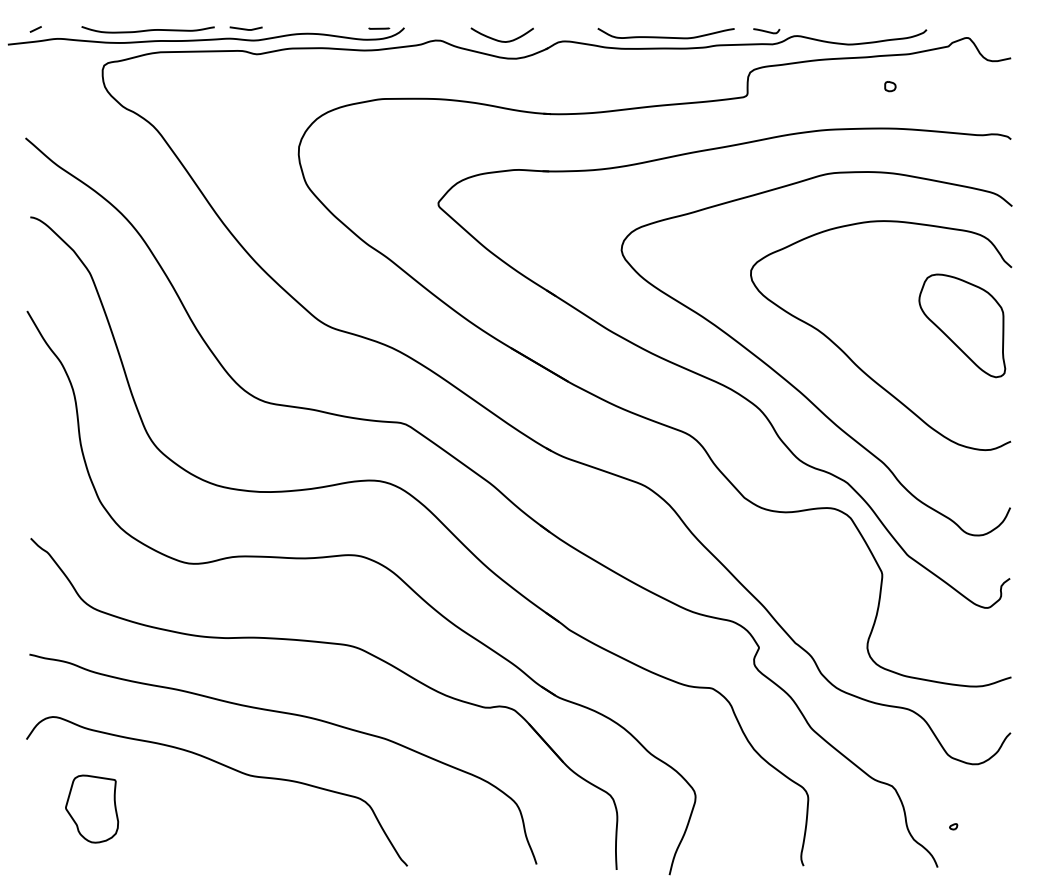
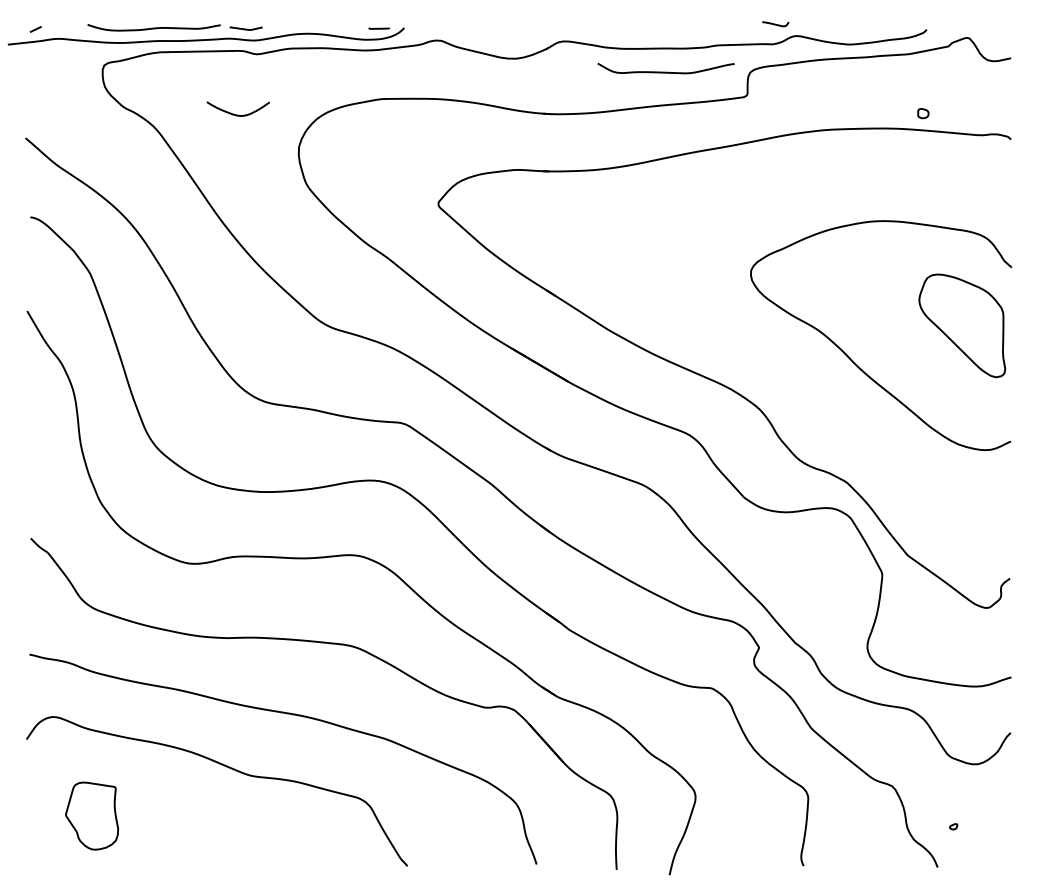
curve position: (147, 29) -> (153, 27) (153, 27)
curve position: (766, 31) -> (775, 24) (775, 24)
curve position: (665, 36) -> (665, 71) (665, 71)
curve position: (501, 40) -> (237, 114) (237, 114)
part position: (890, 86) -> (923, 113) (923, 113)
curve: present -> none (789, 381)
part position: (92, 808) -> (92, 815) (92, 815)
